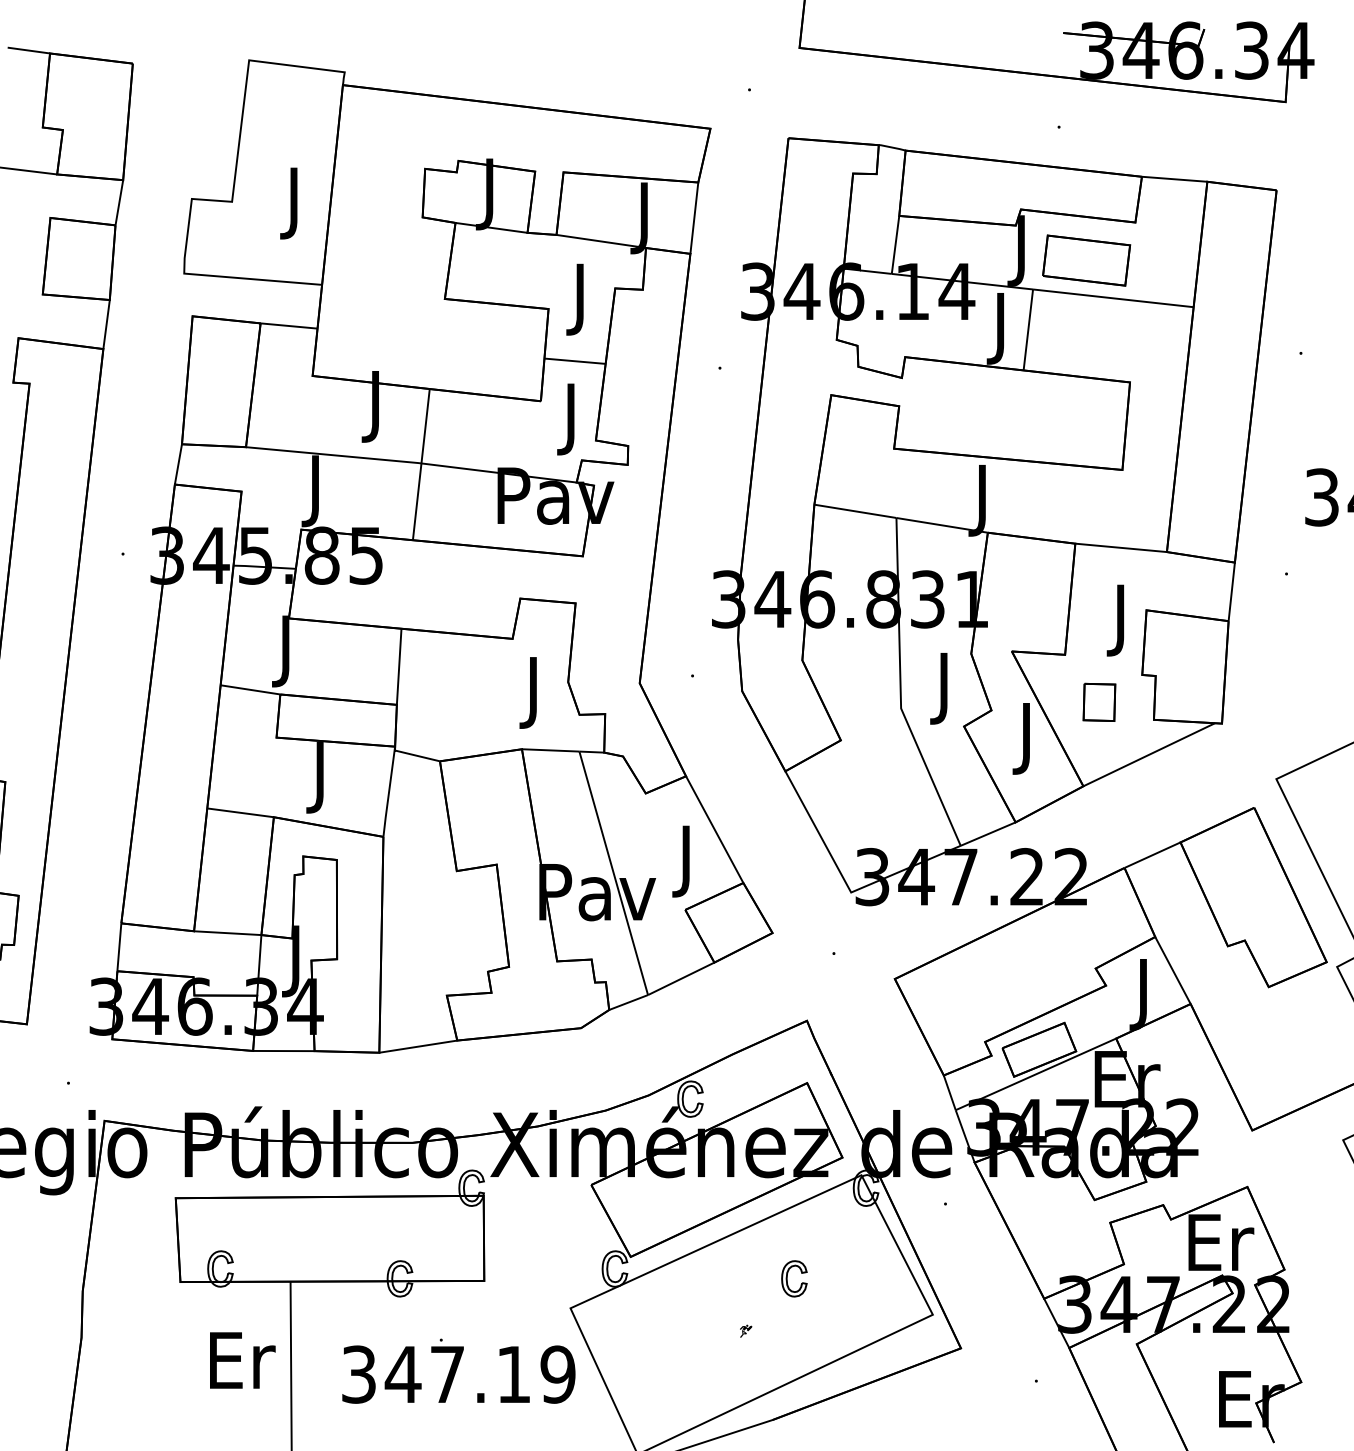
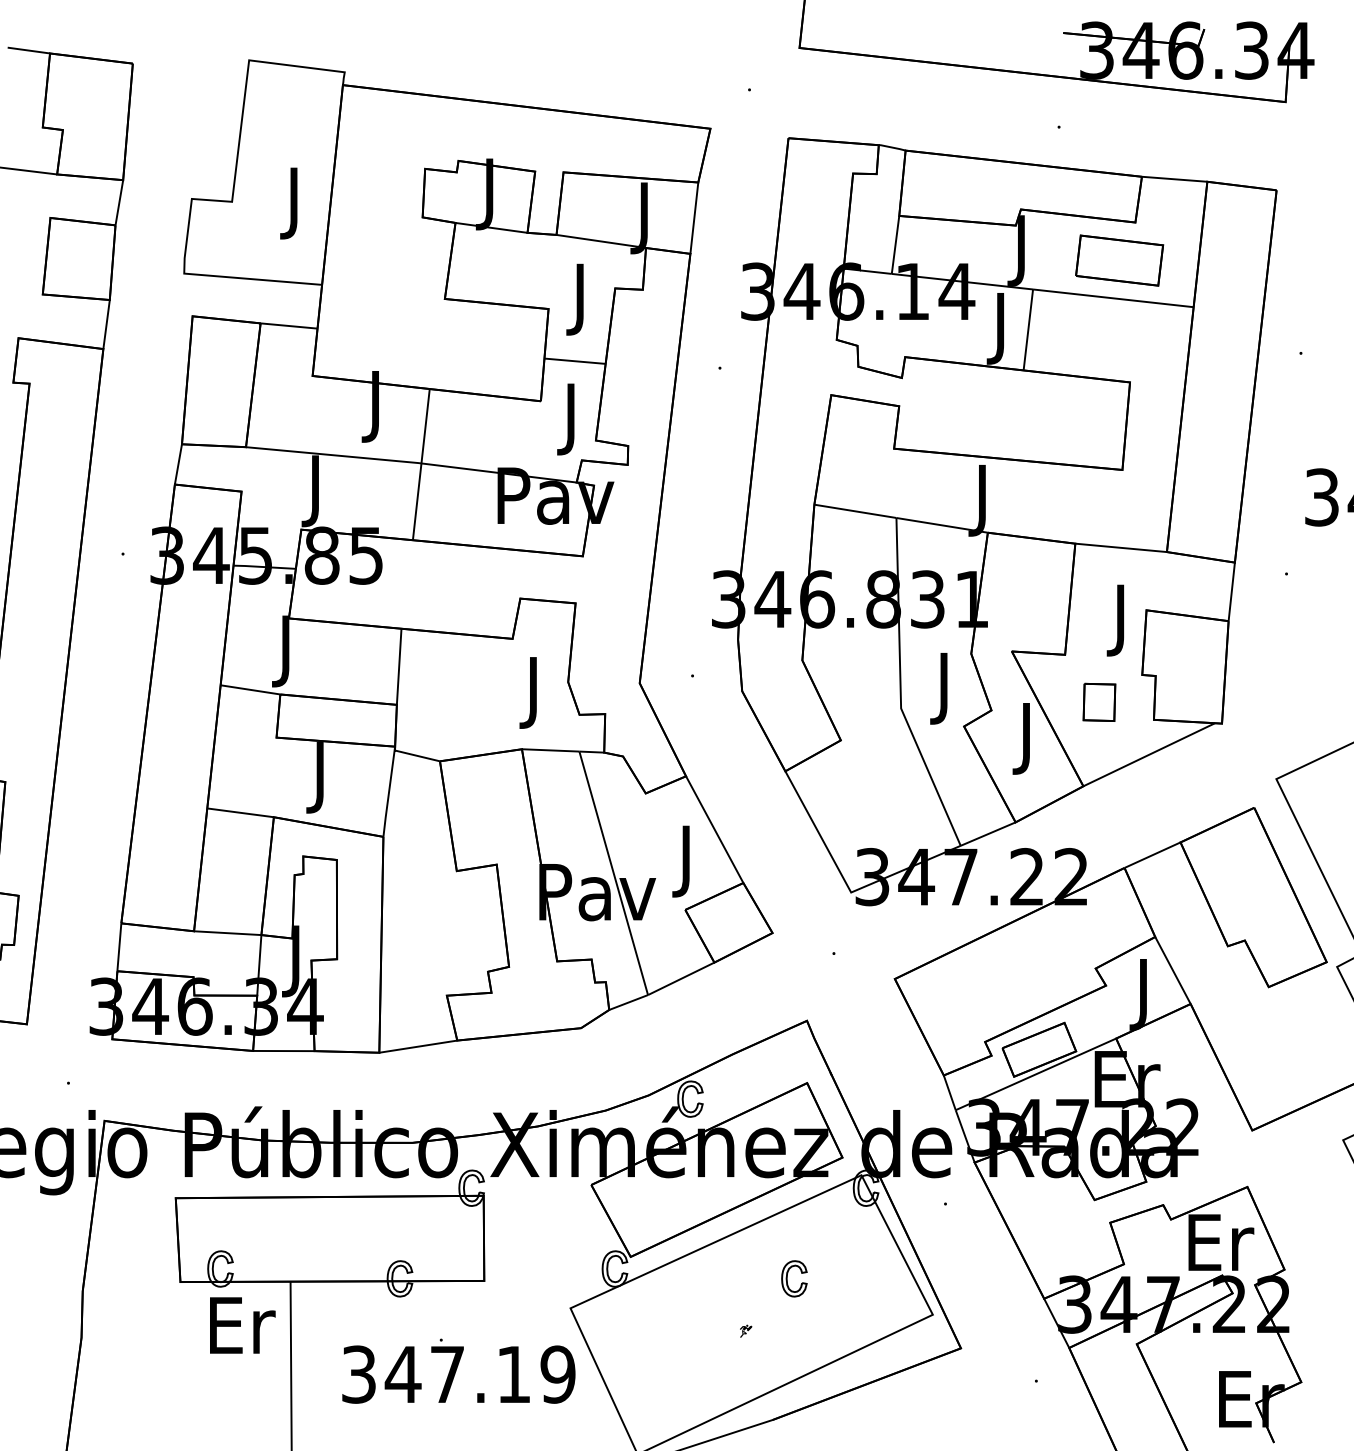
part position: (1086, 260) -> (1119, 260) (1119, 260)
text position: (242, 1360) -> (242, 1325) (242, 1325)
